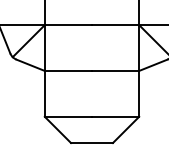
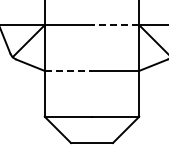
line: solid -> dashed (115, 25)
line: solid -> dashed (68, 70)
